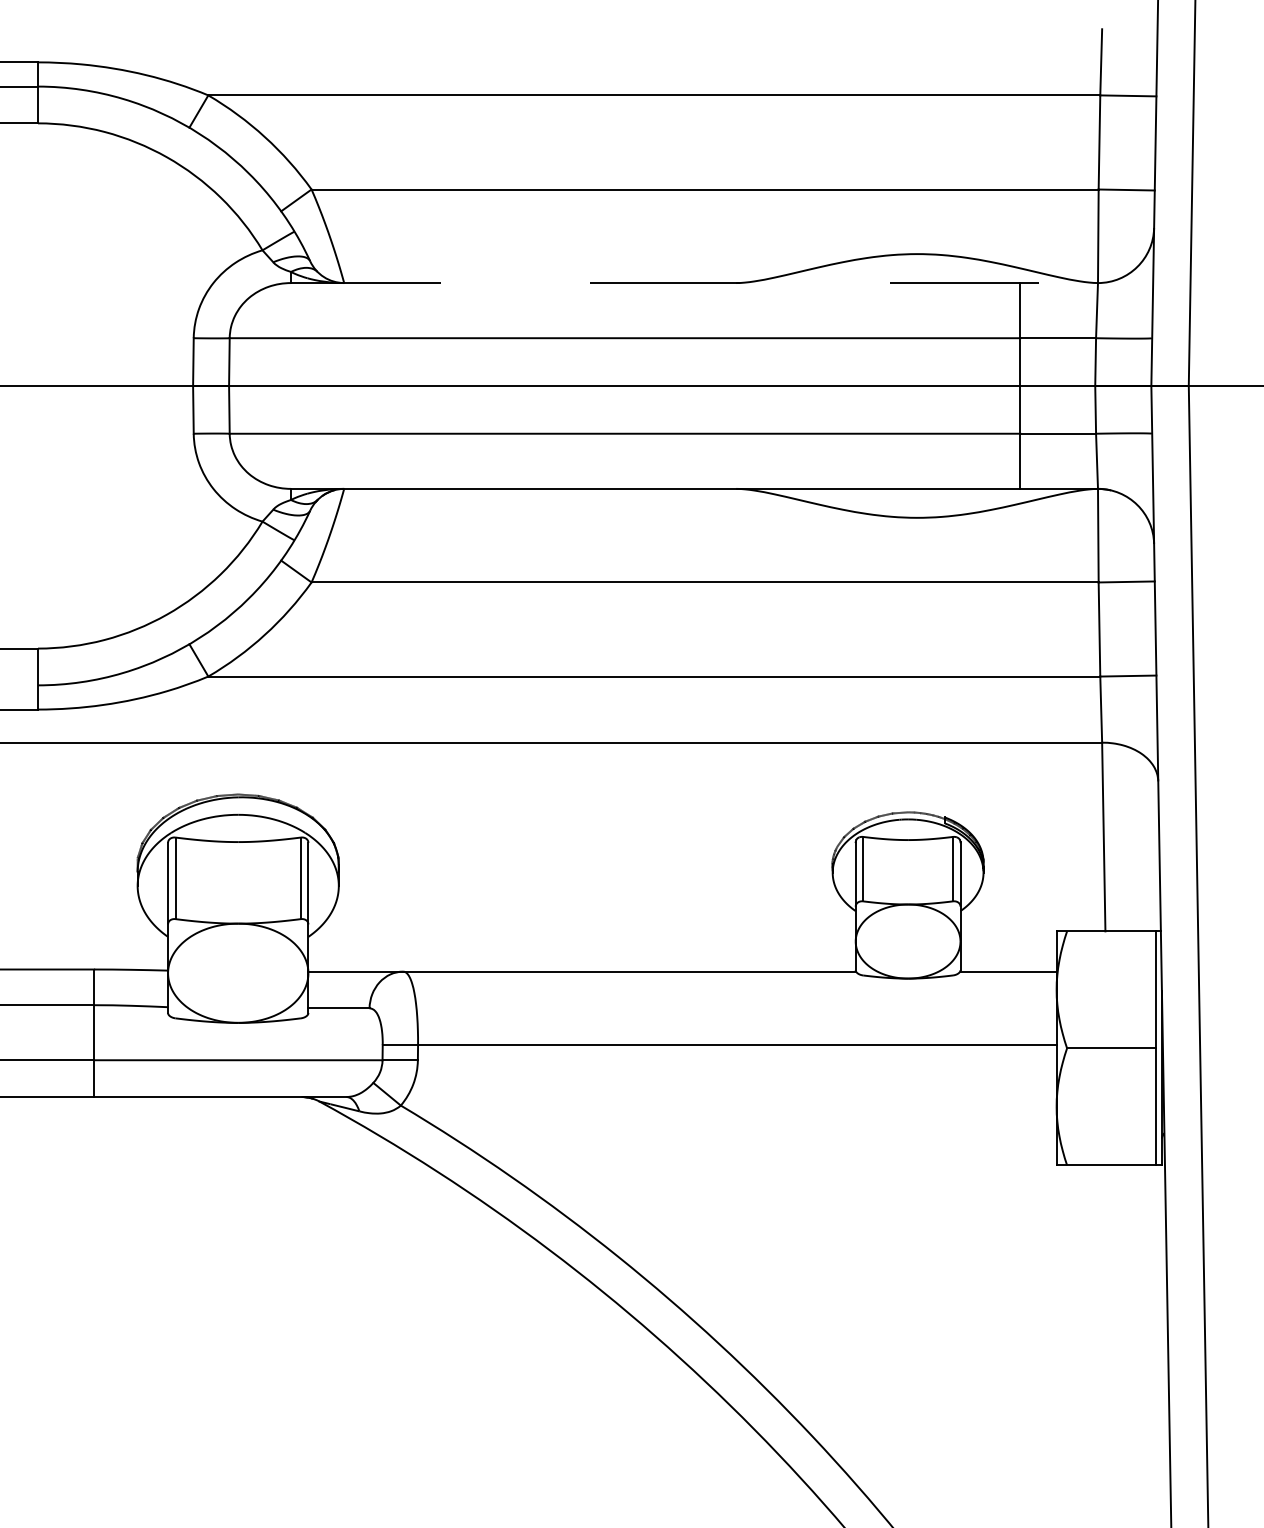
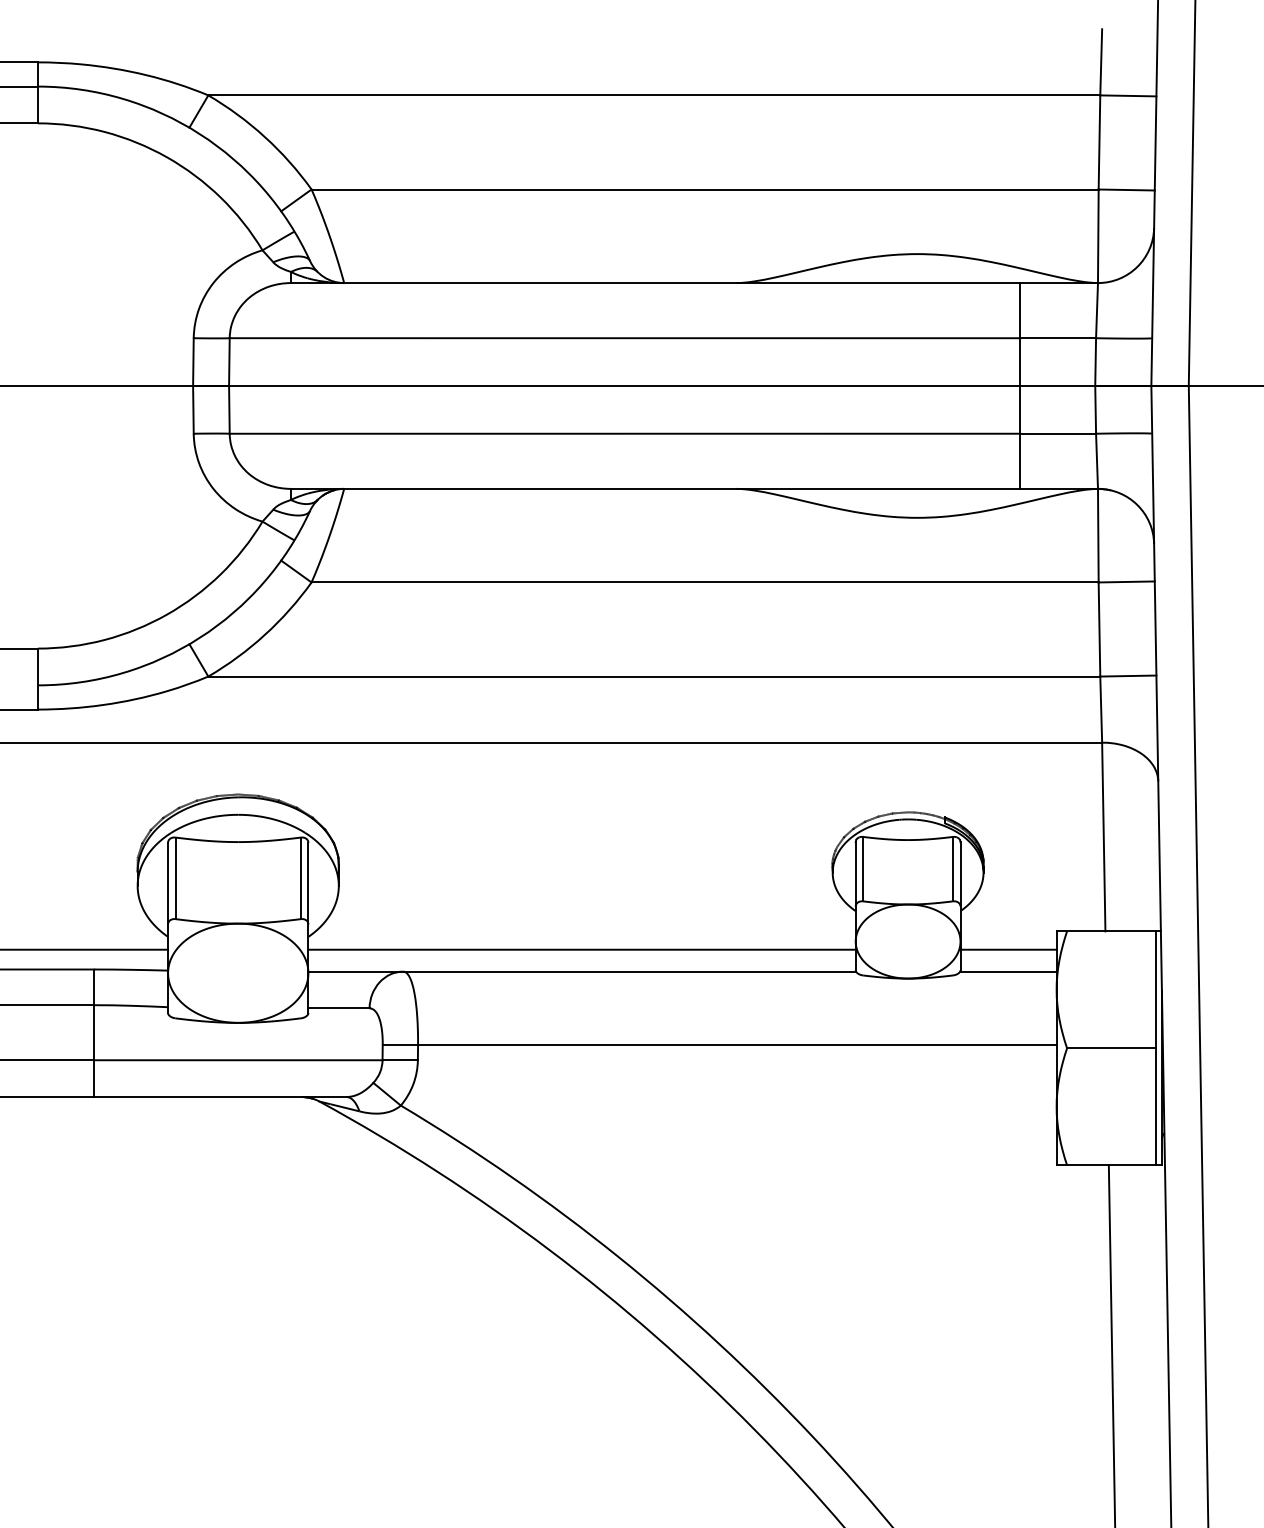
line: dashed -> solid (695, 283)
line: none -> present (85, 949)
line: none -> present (581, 949)
line: none -> present (1008, 949)
line: none -> present (1111, 1344)
